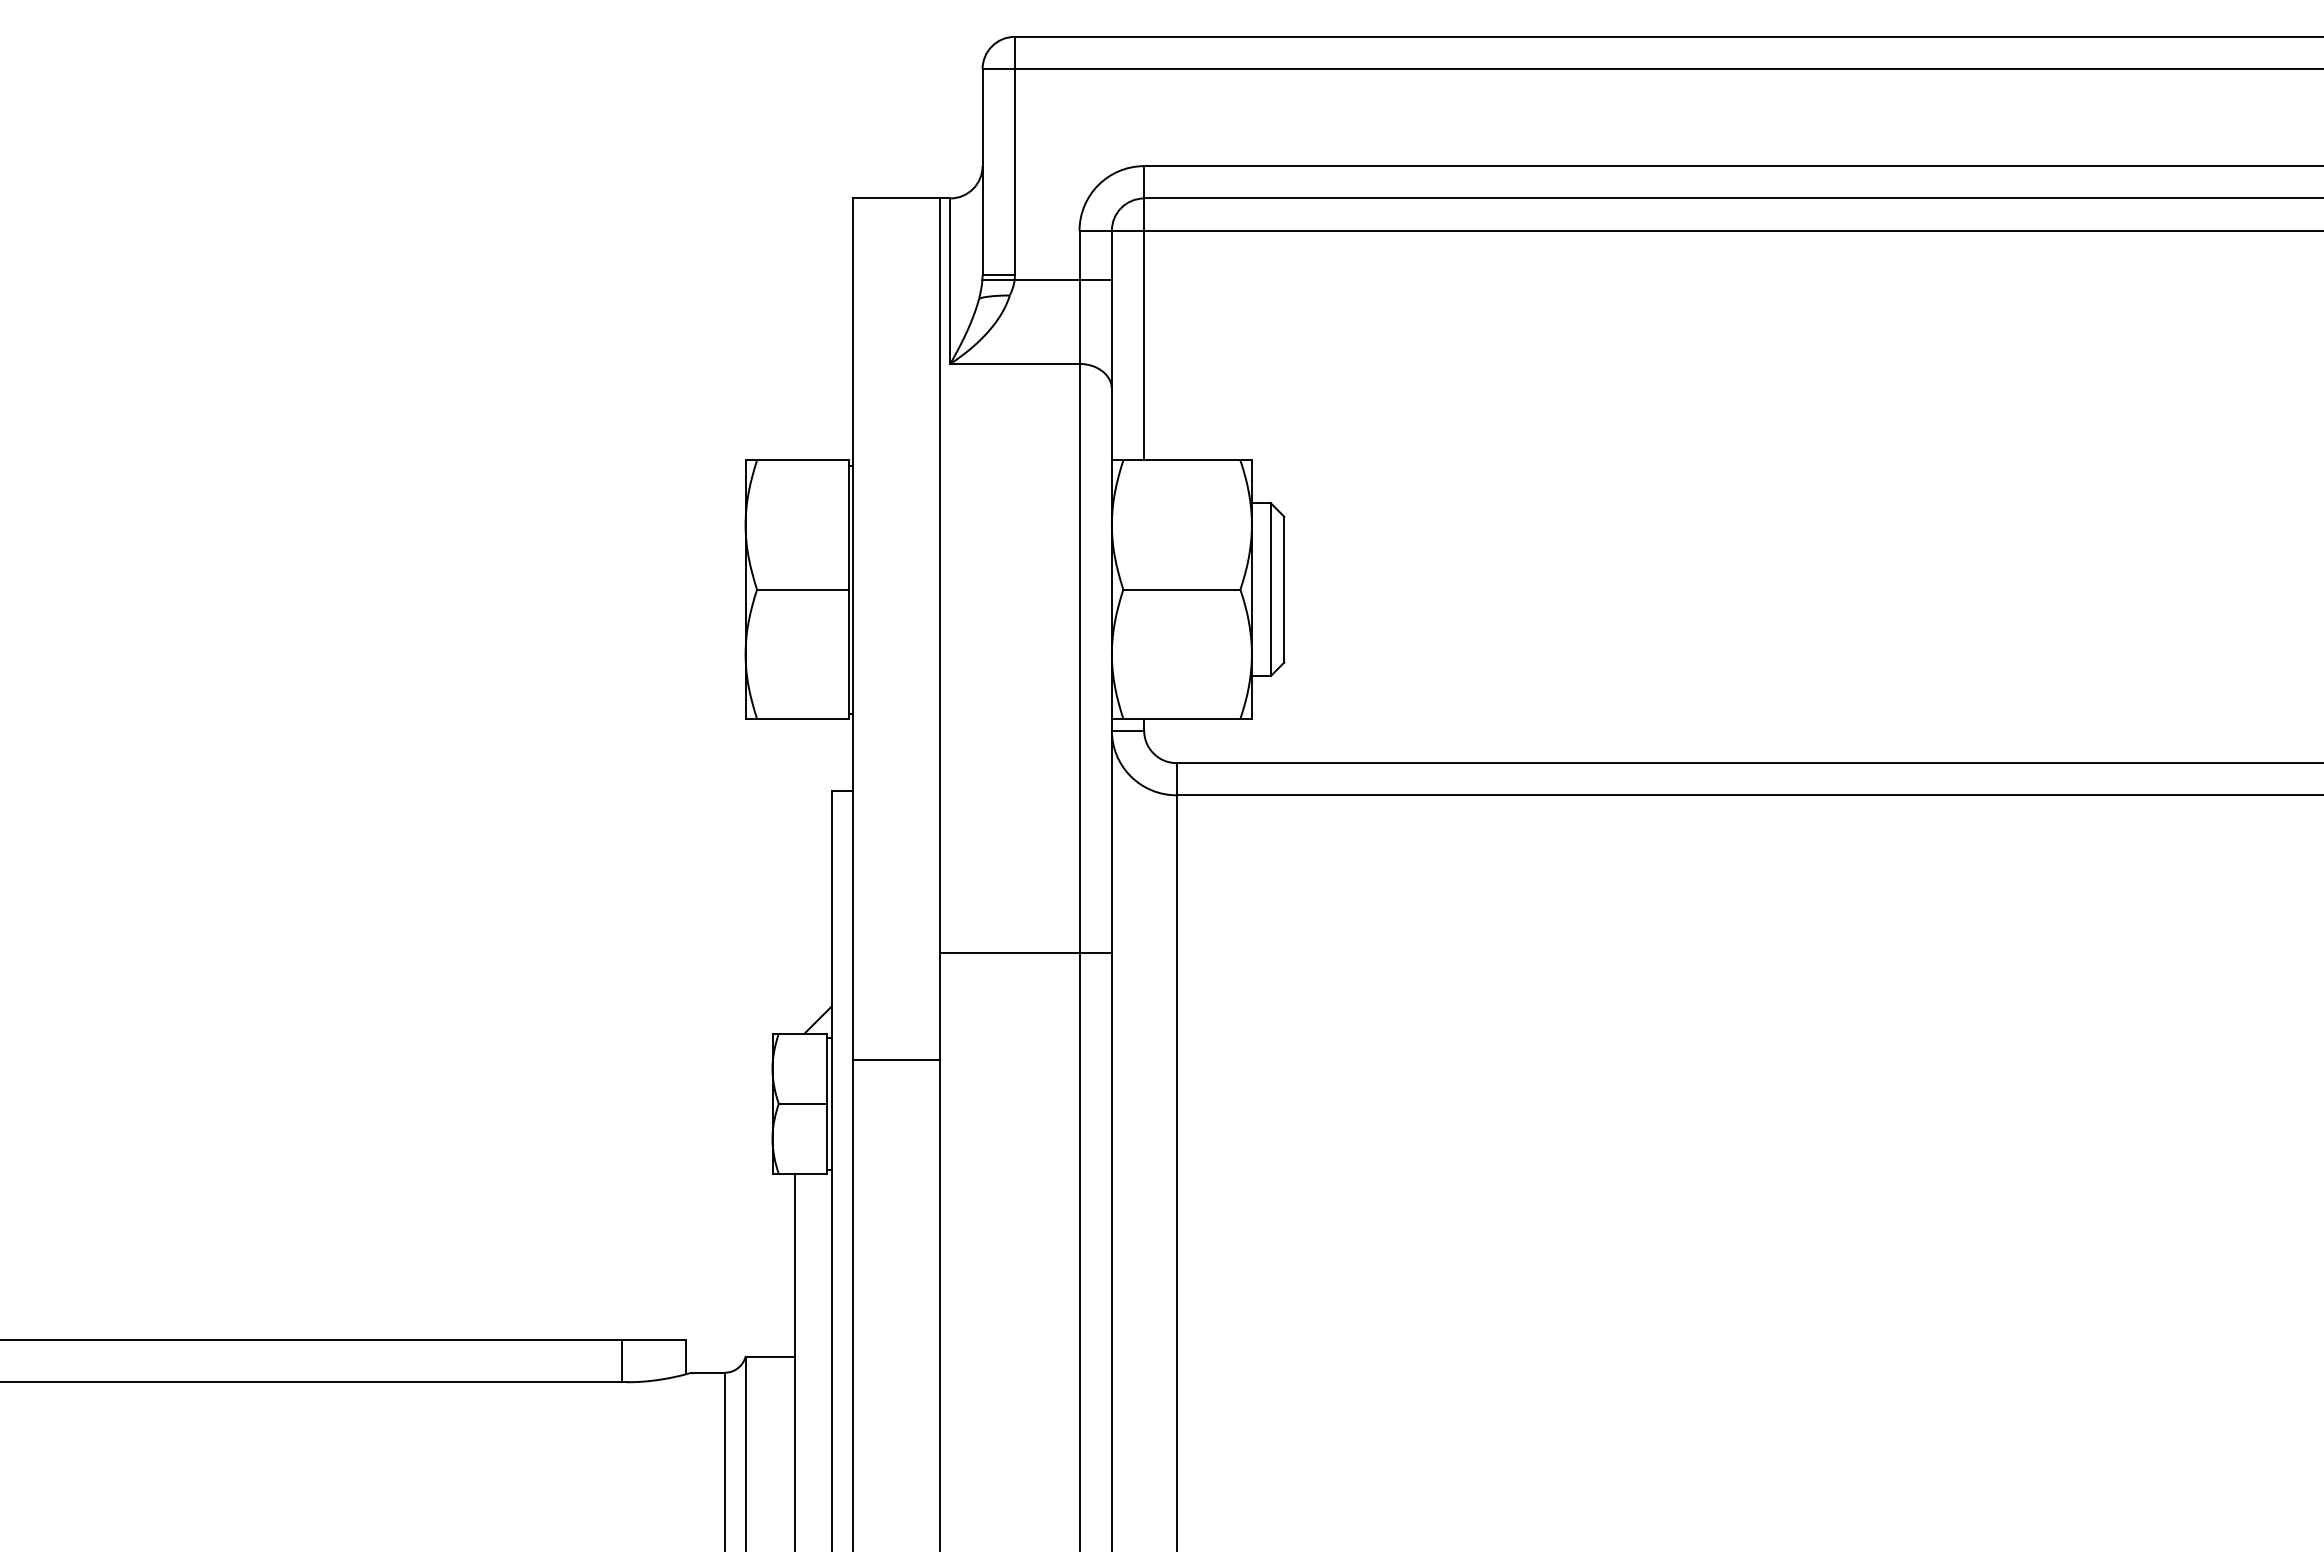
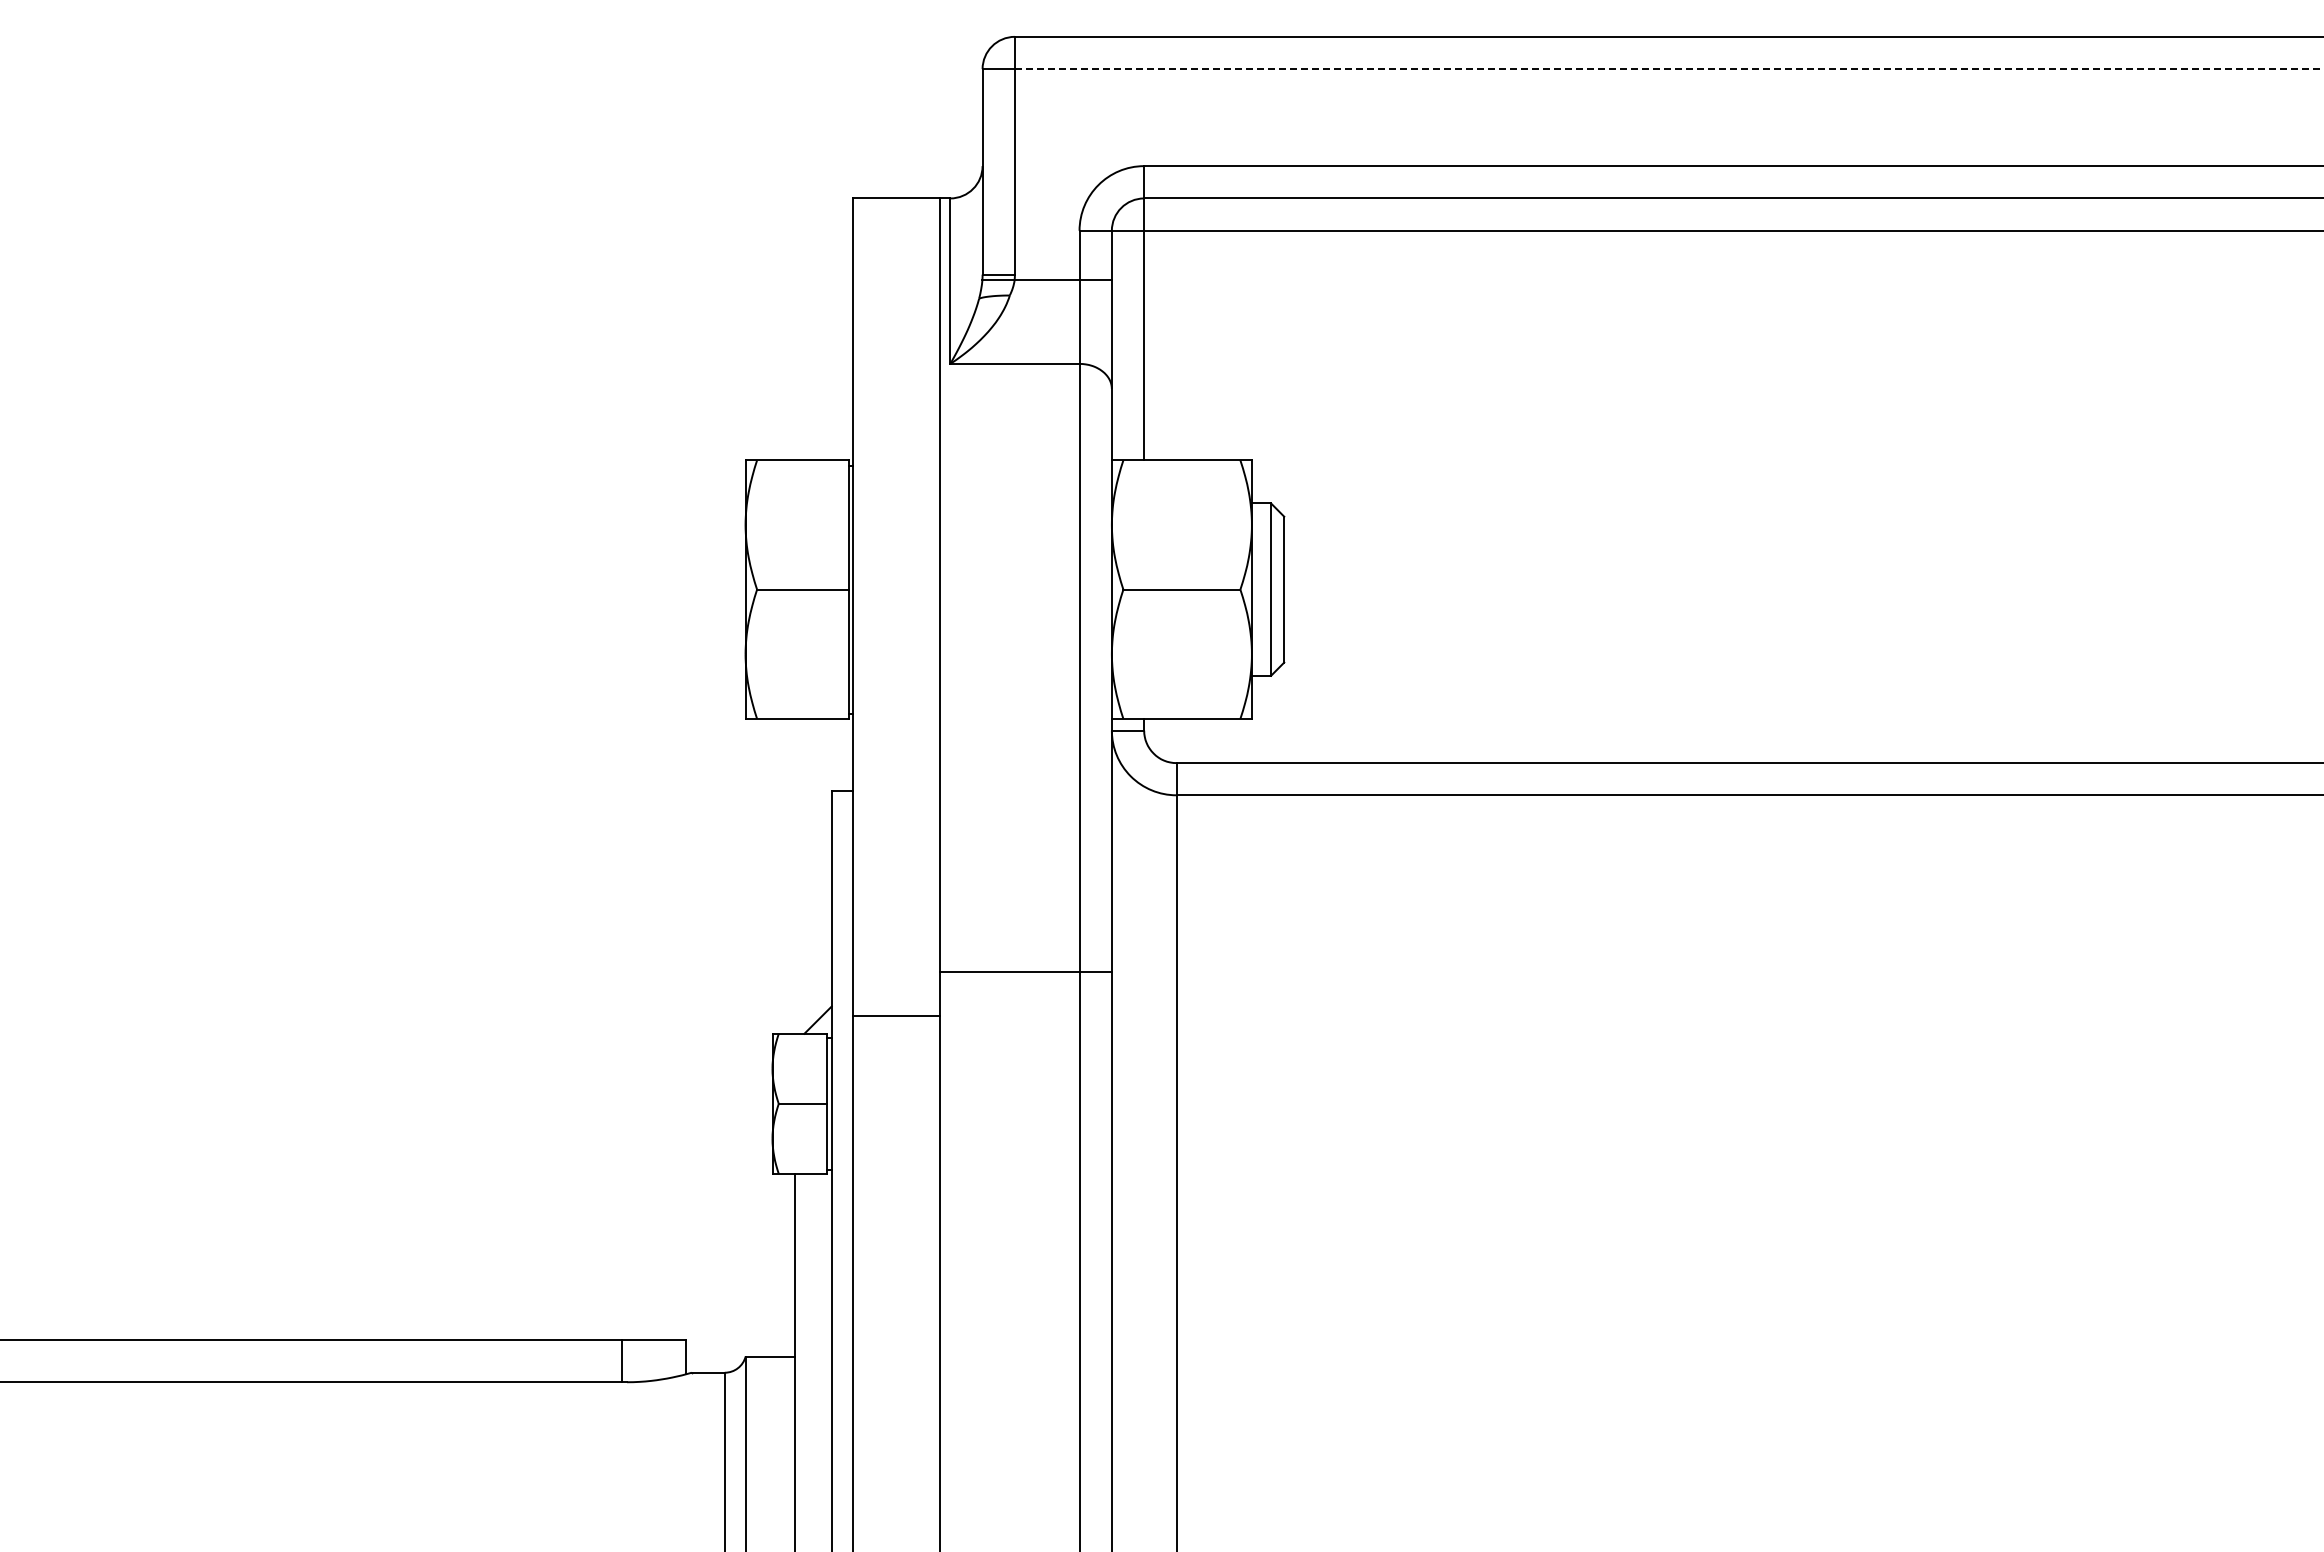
line: solid -> dashed (1669, 69)
line position: (1025, 952) -> (1025, 971) (1025, 971)
line position: (896, 1060) -> (896, 1016) (896, 1016)
